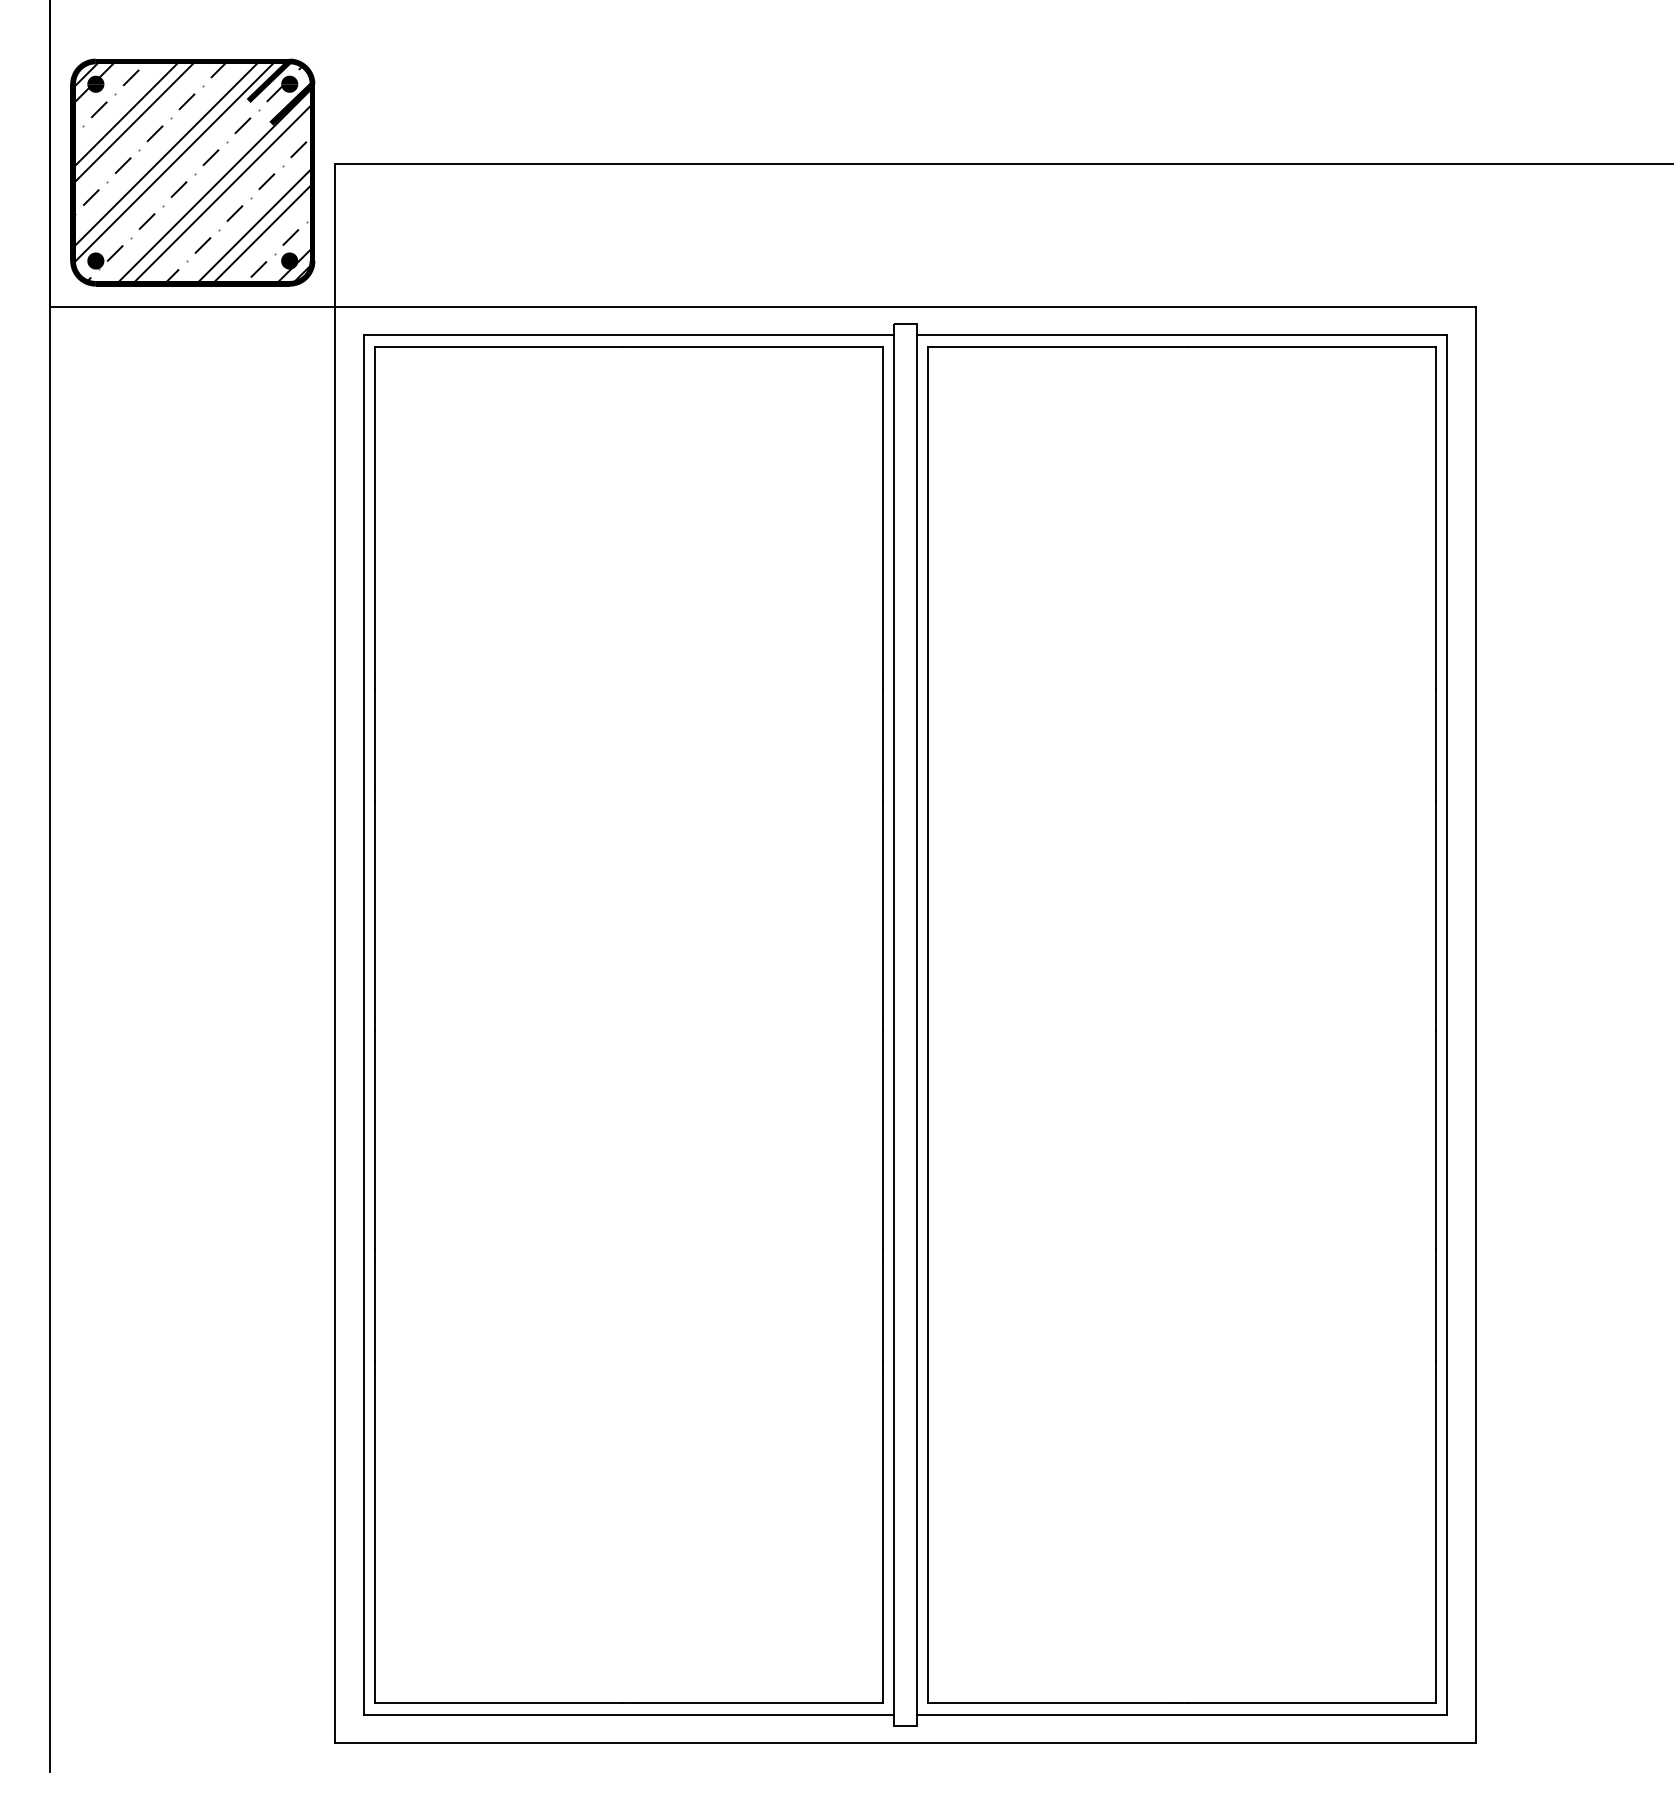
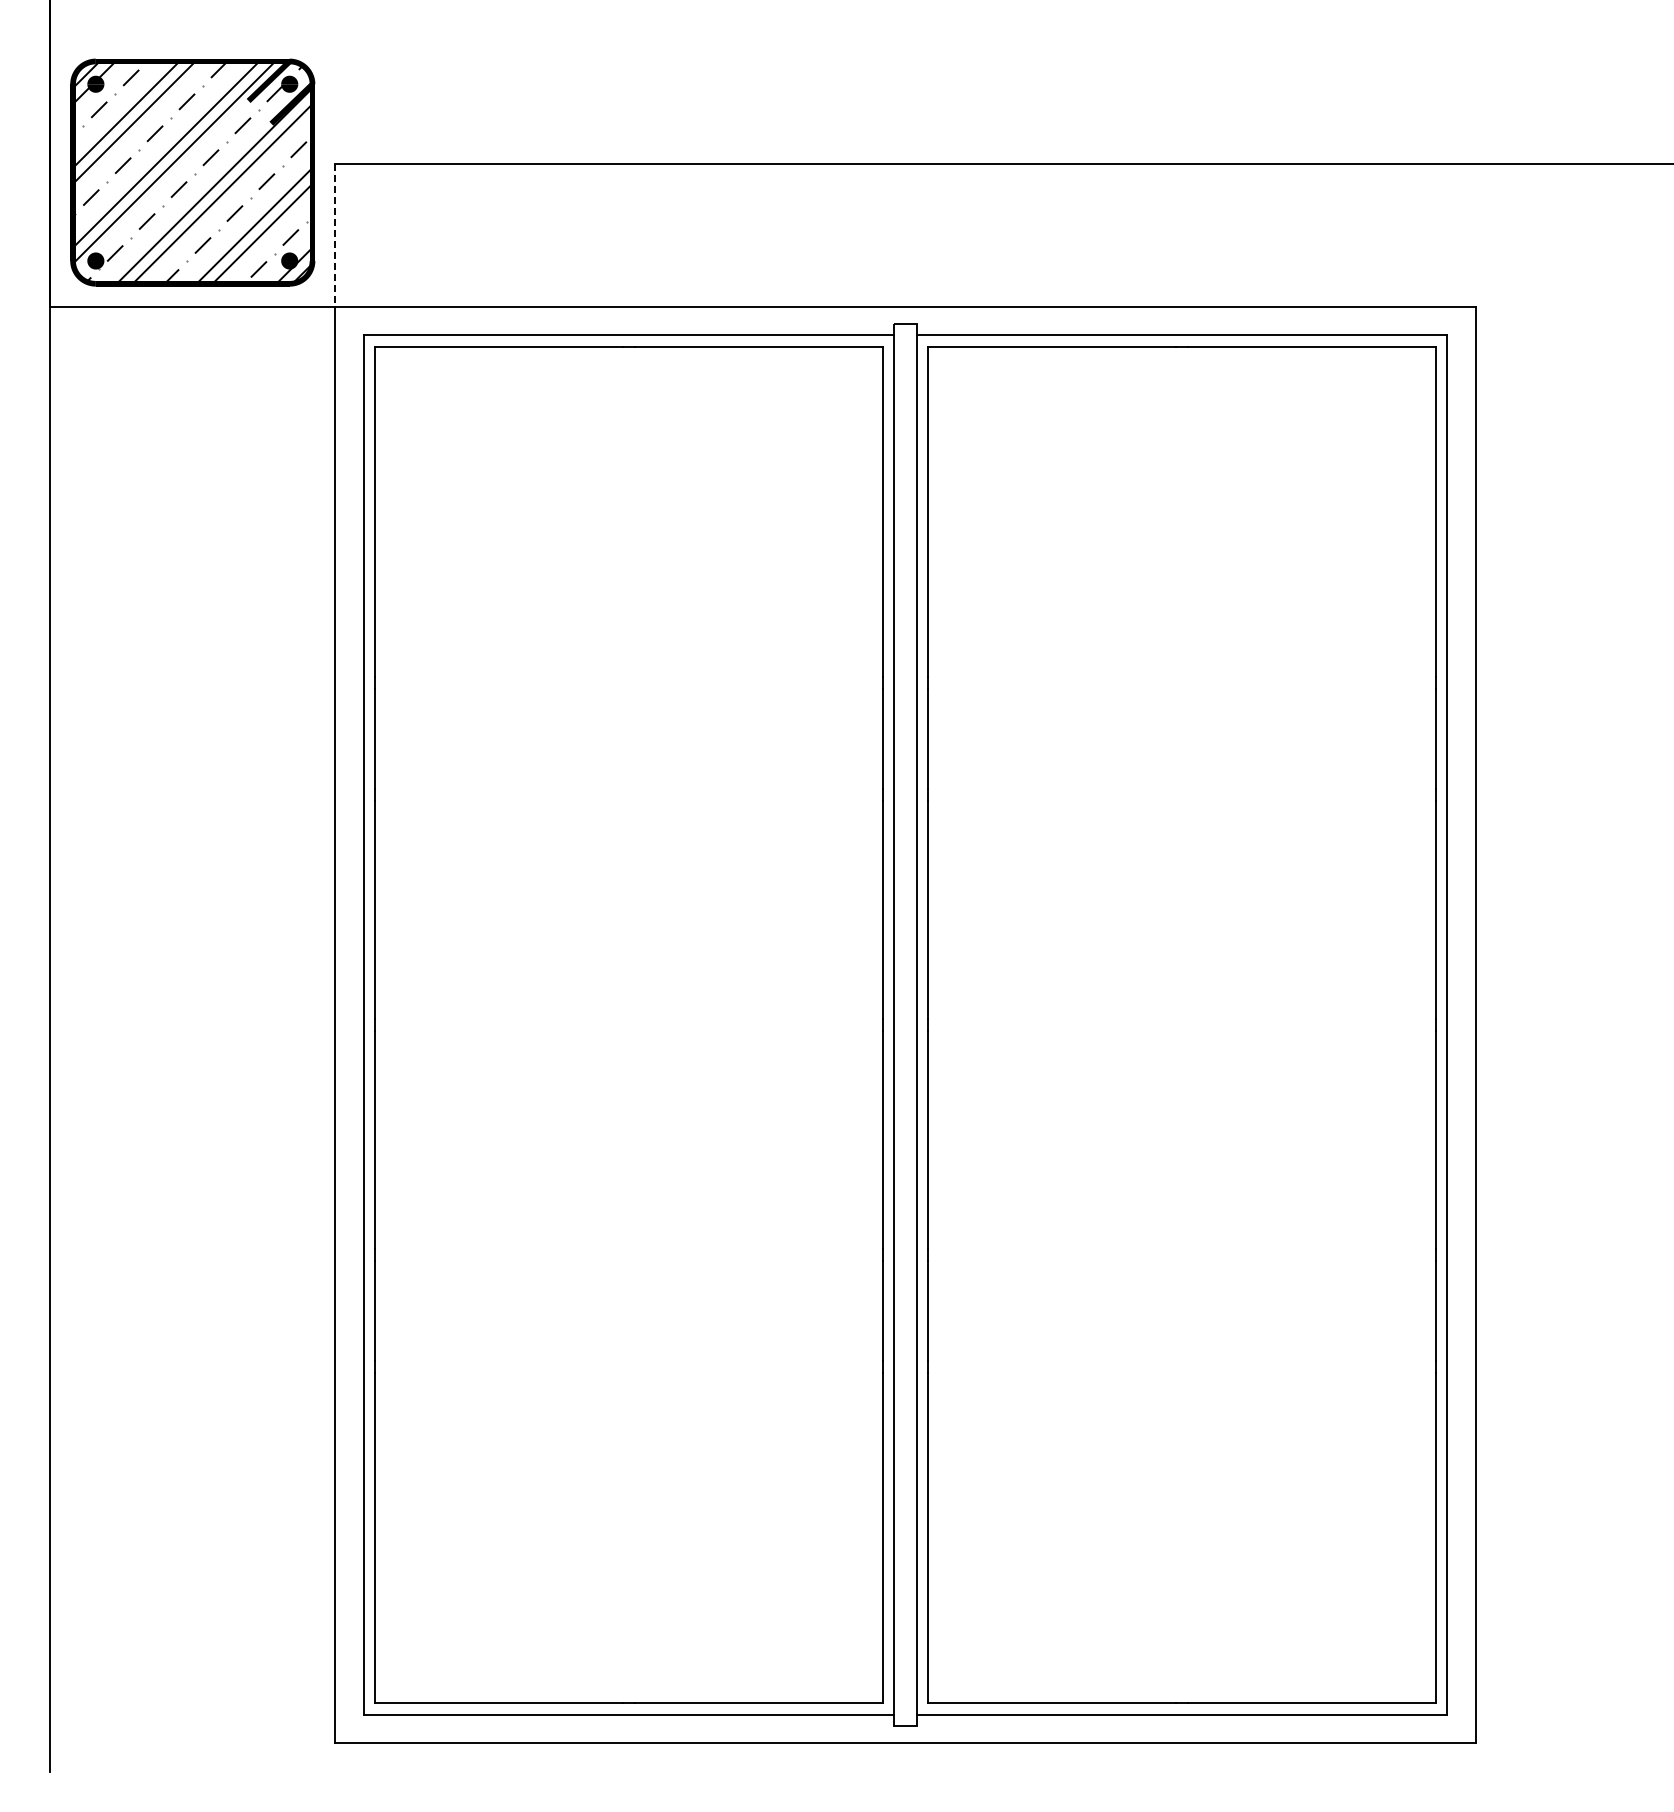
line: solid -> dashed (335, 235)
